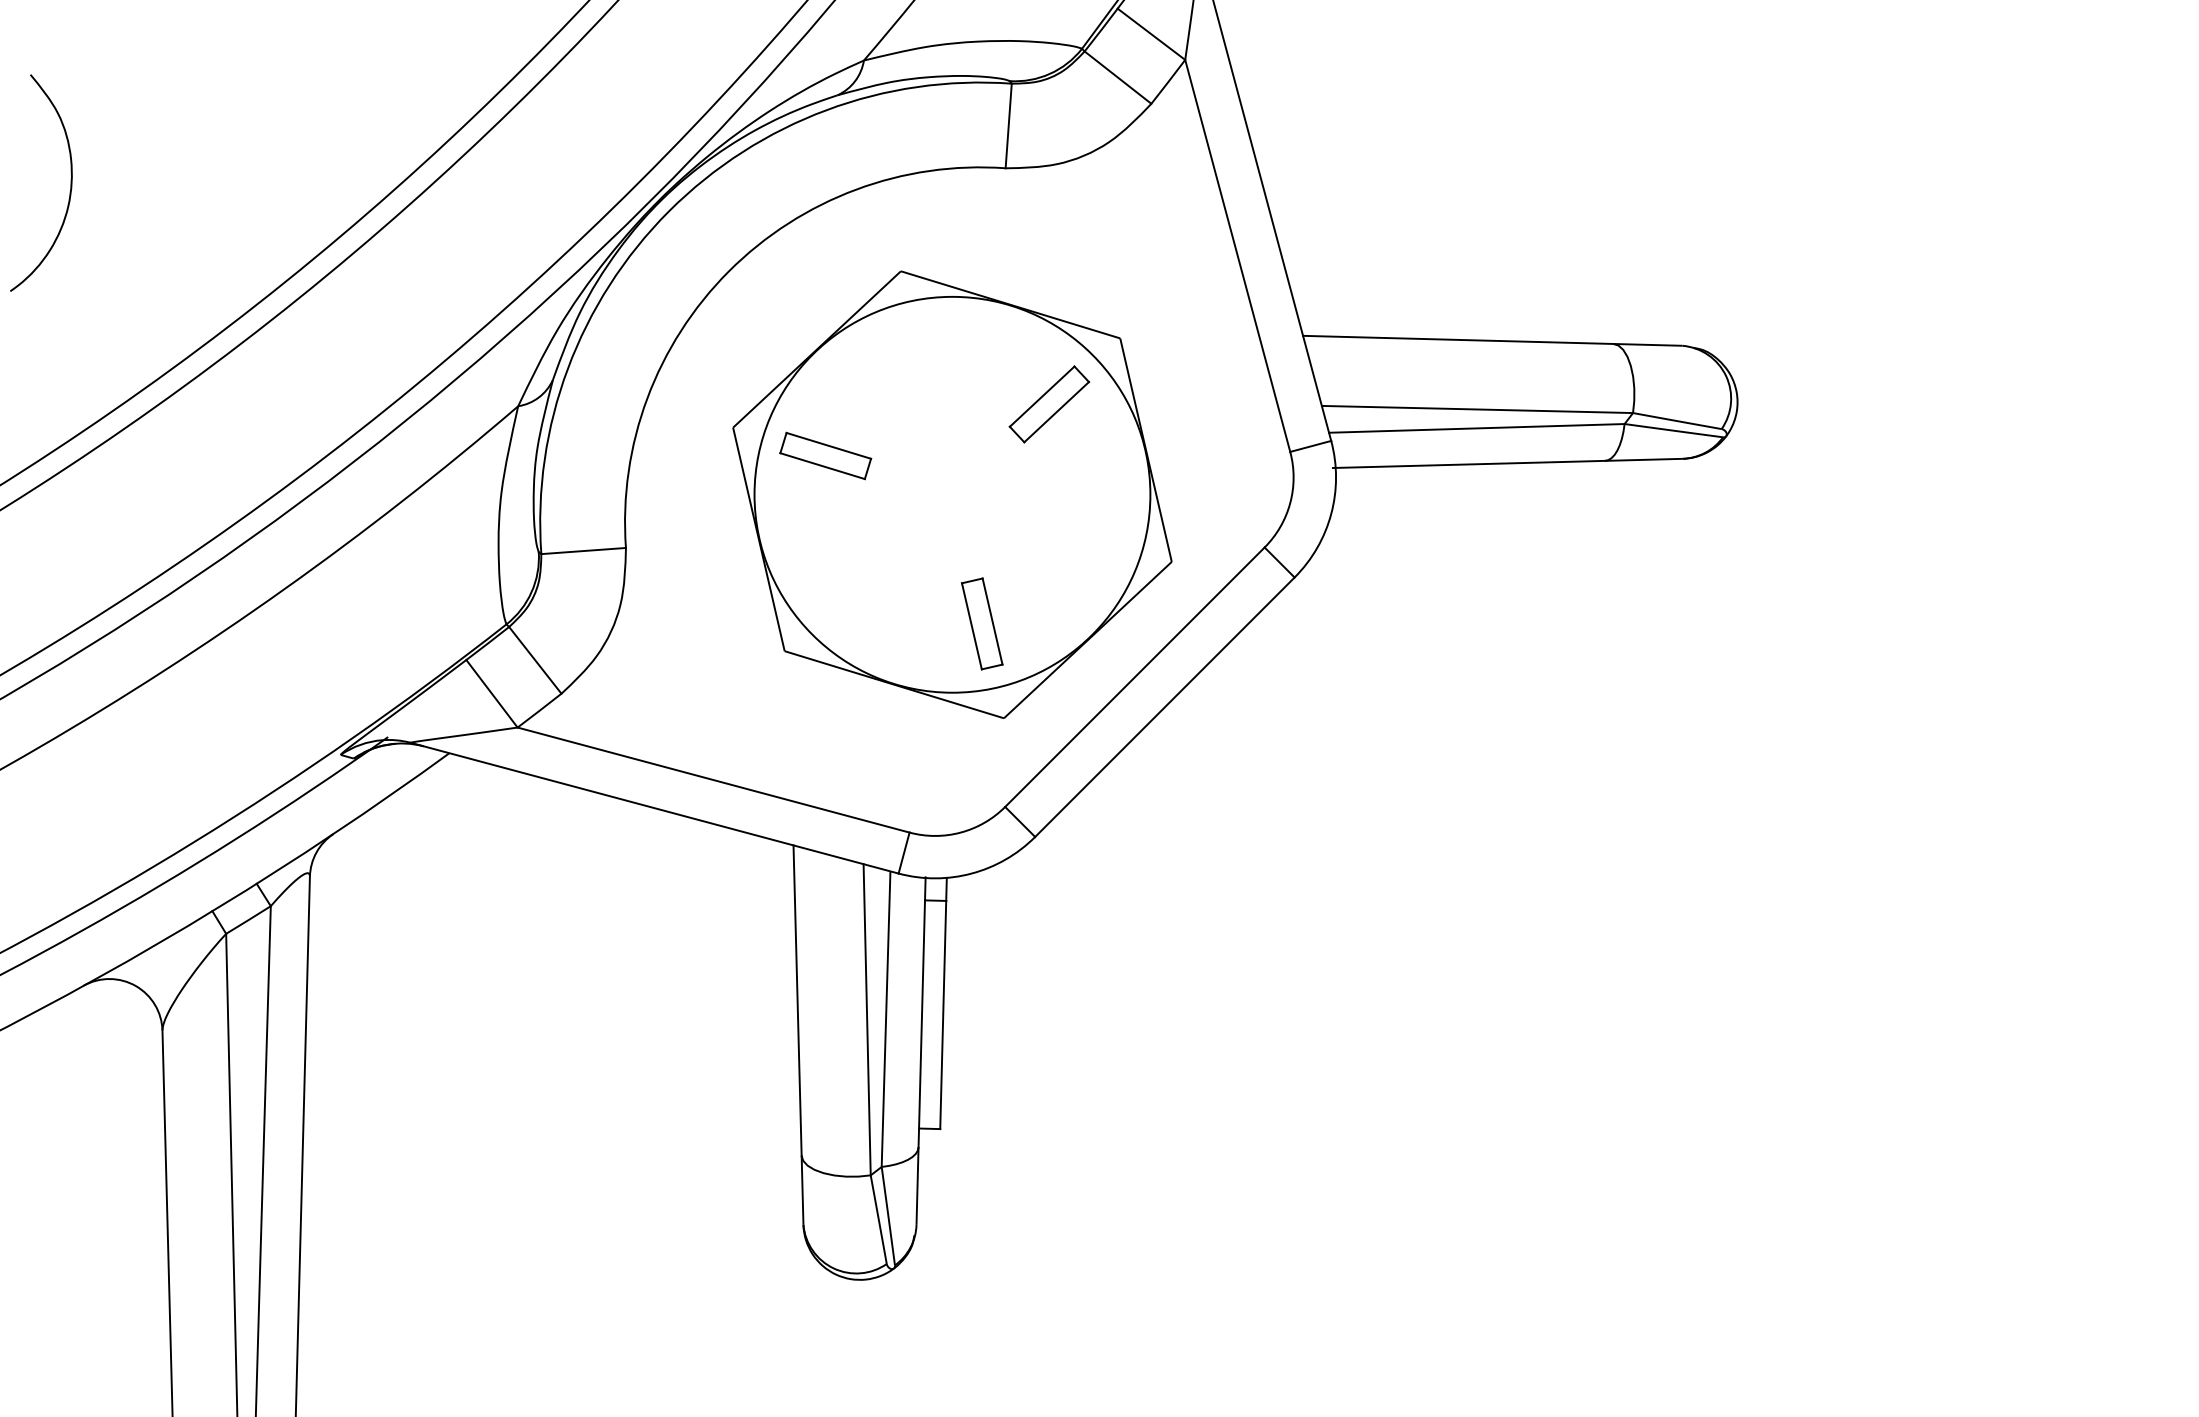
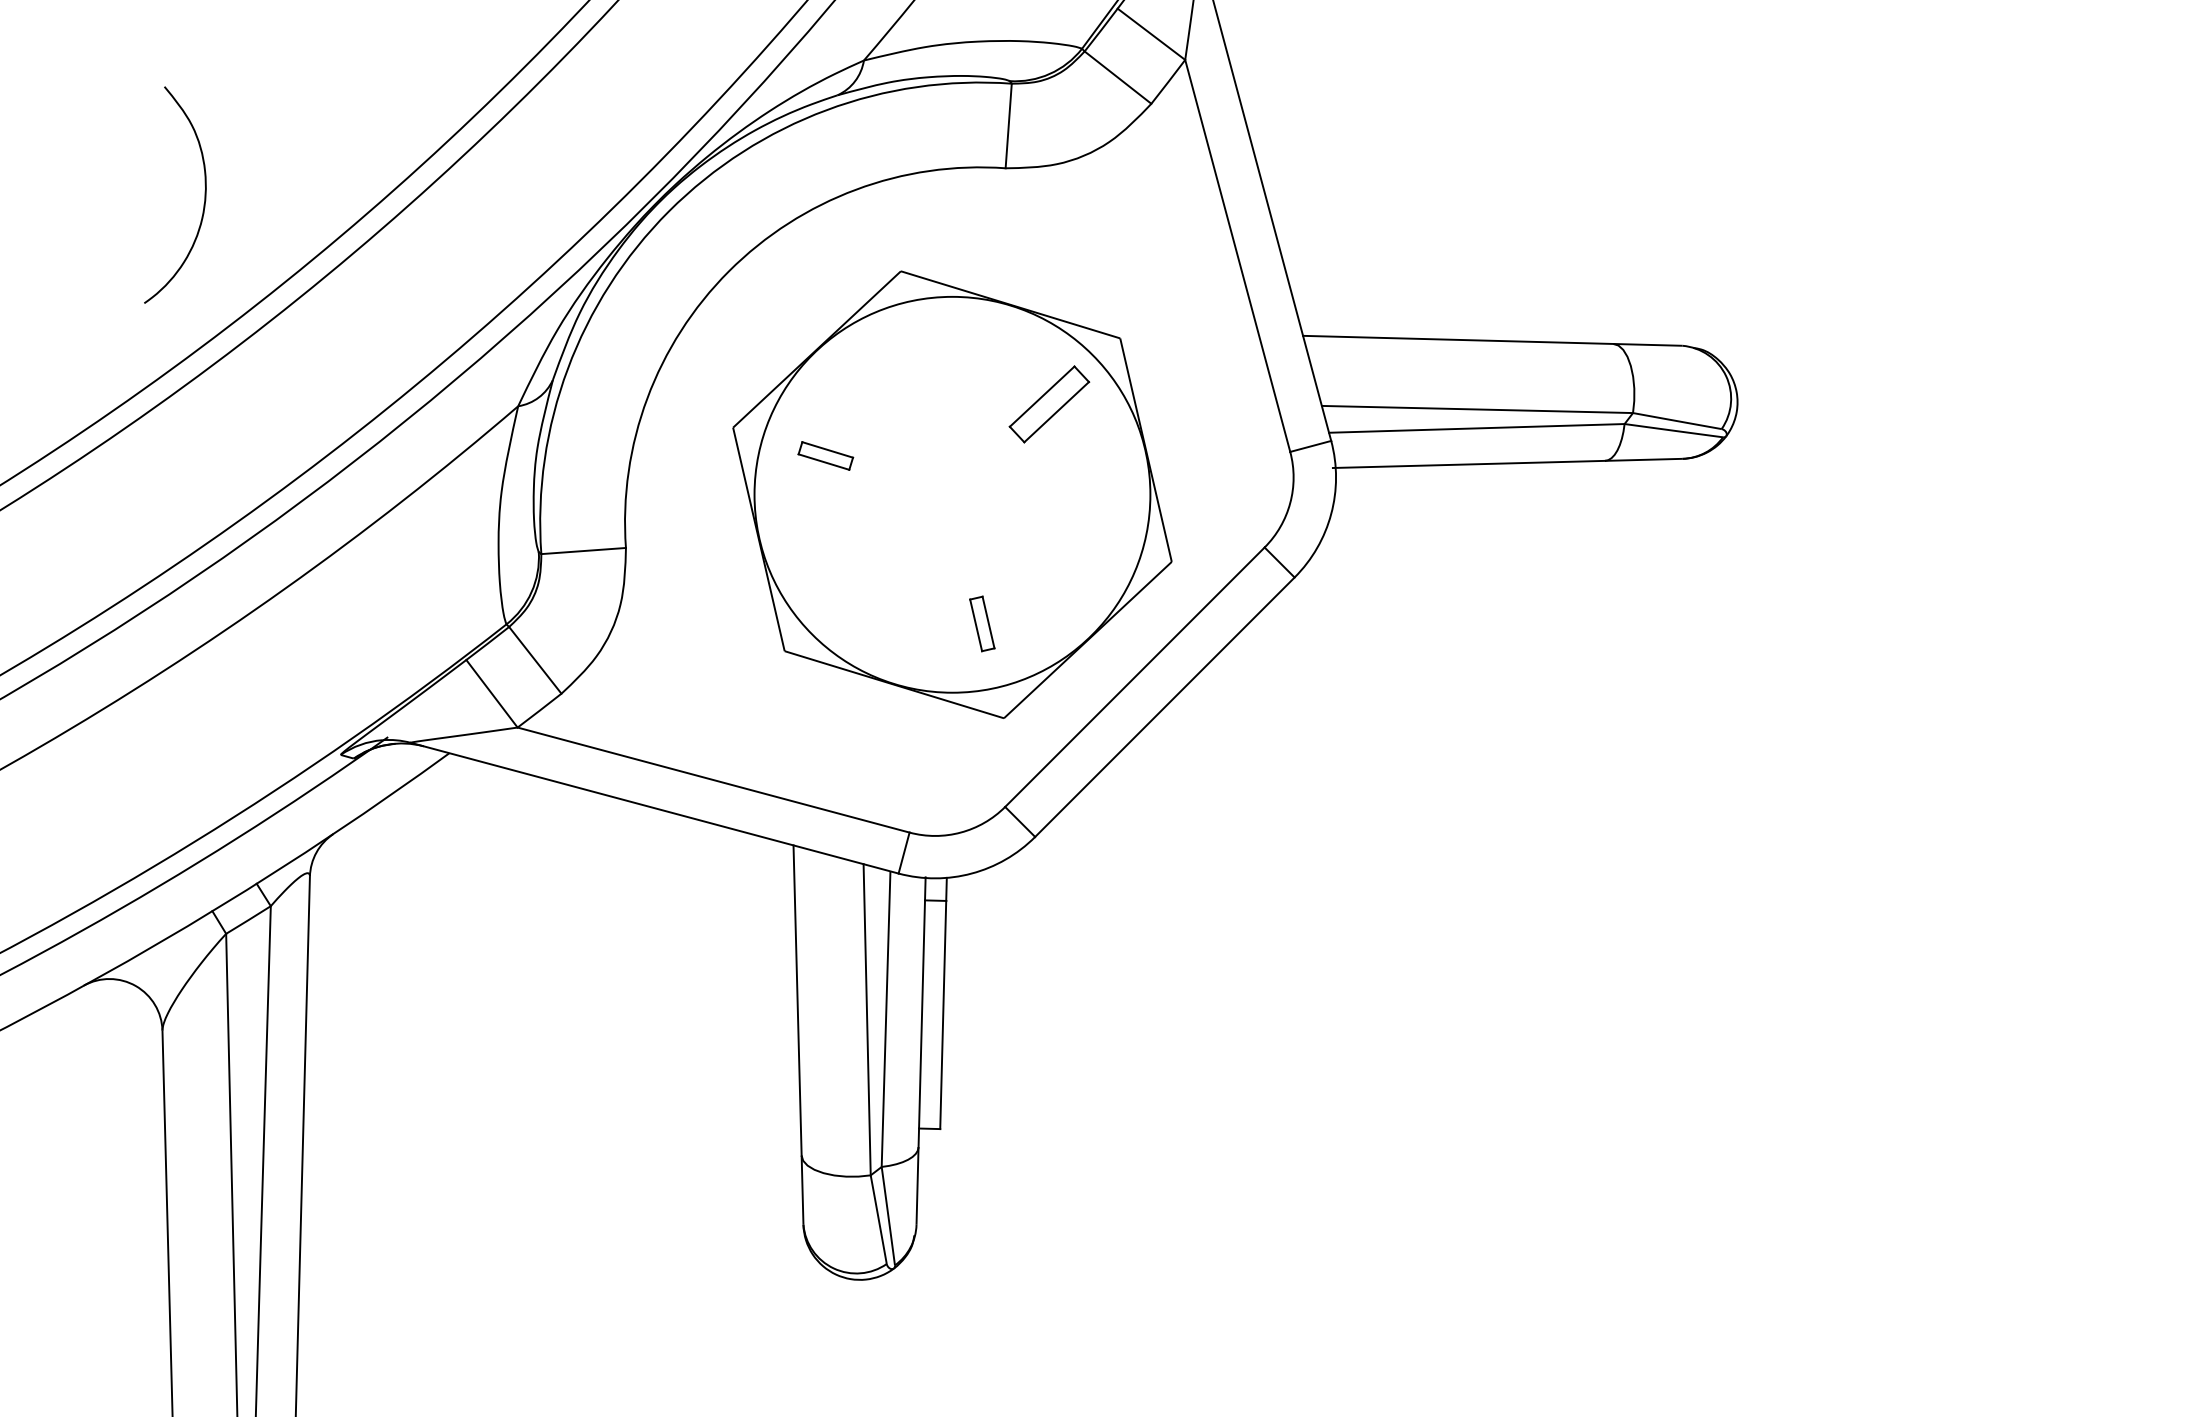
curve position: (70, 182) -> (204, 194) (204, 194)
part size: 94x50 px -> 58x30 px (825, 455)
part size: 43x94 px -> 27x58 px (982, 623)
